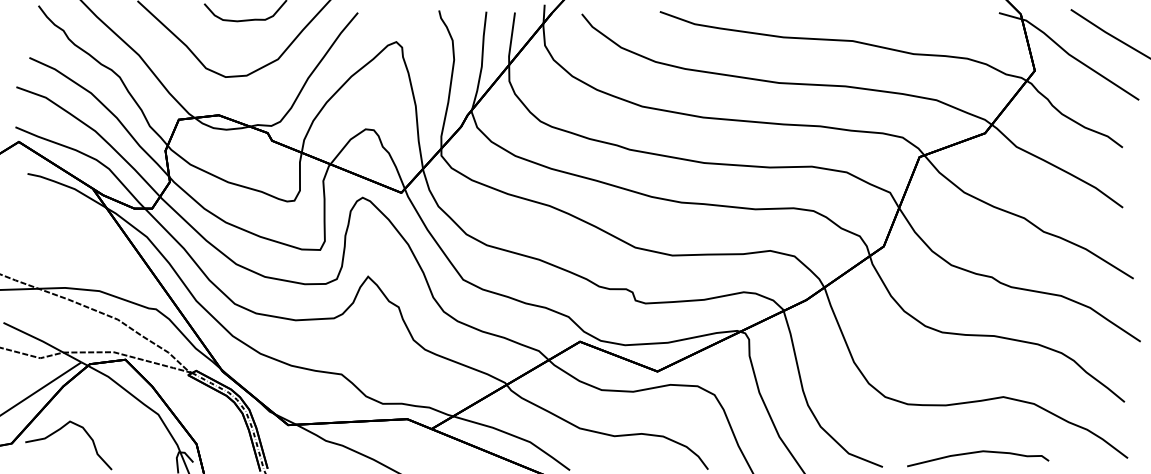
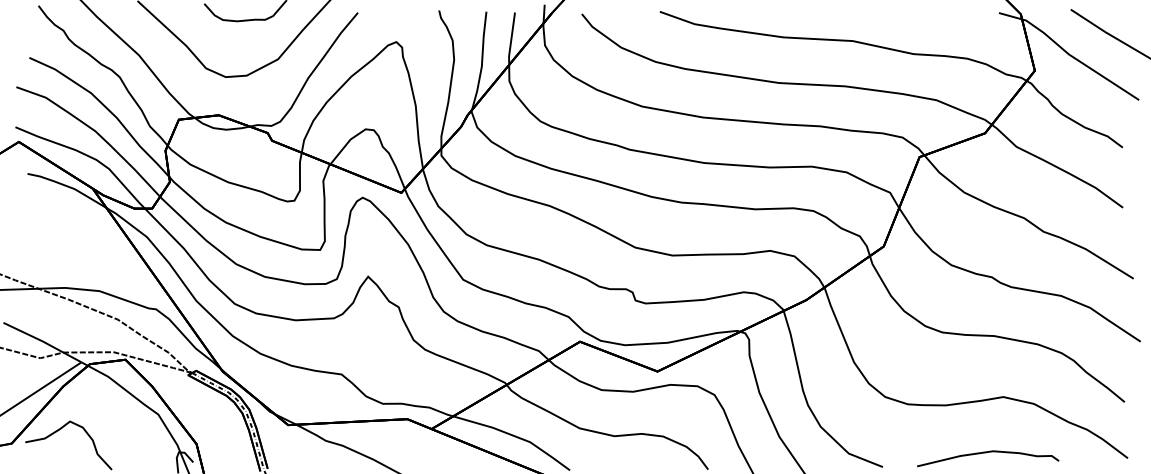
curve position: (976, 453) -> (986, 453) (986, 453)
